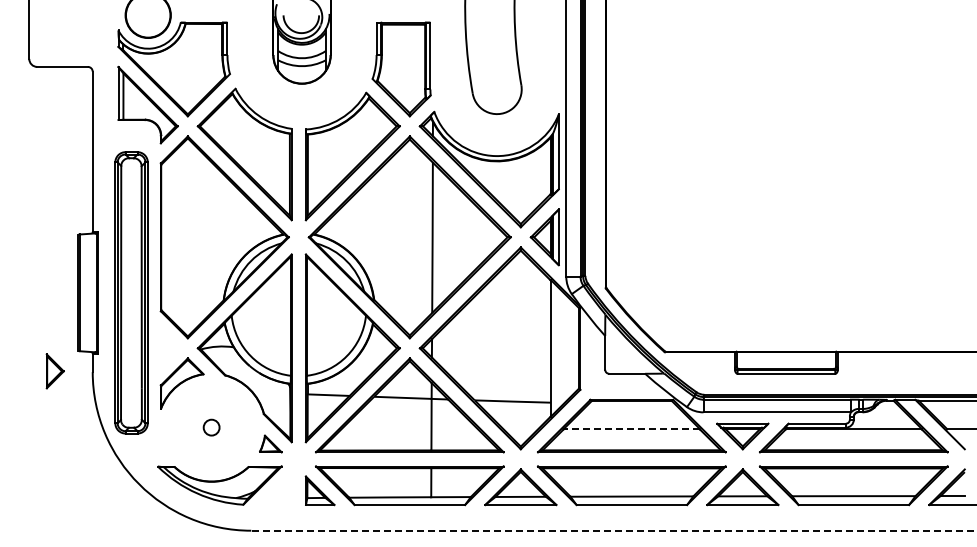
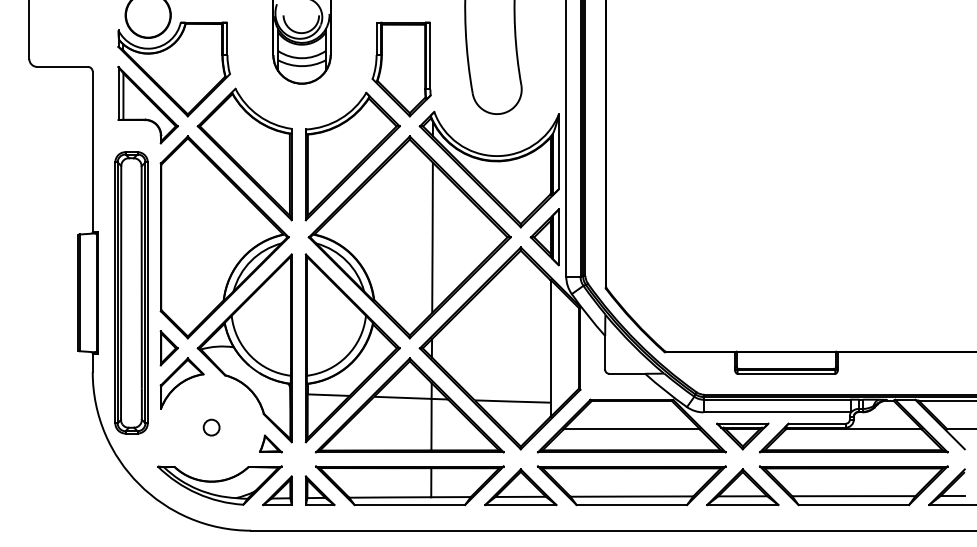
part position: (54, 371) -> (168, 348) (168, 348)
line: dashed -> solid (631, 429)
part: none -> present (277, 490)
line: dashed -> solid (614, 530)
